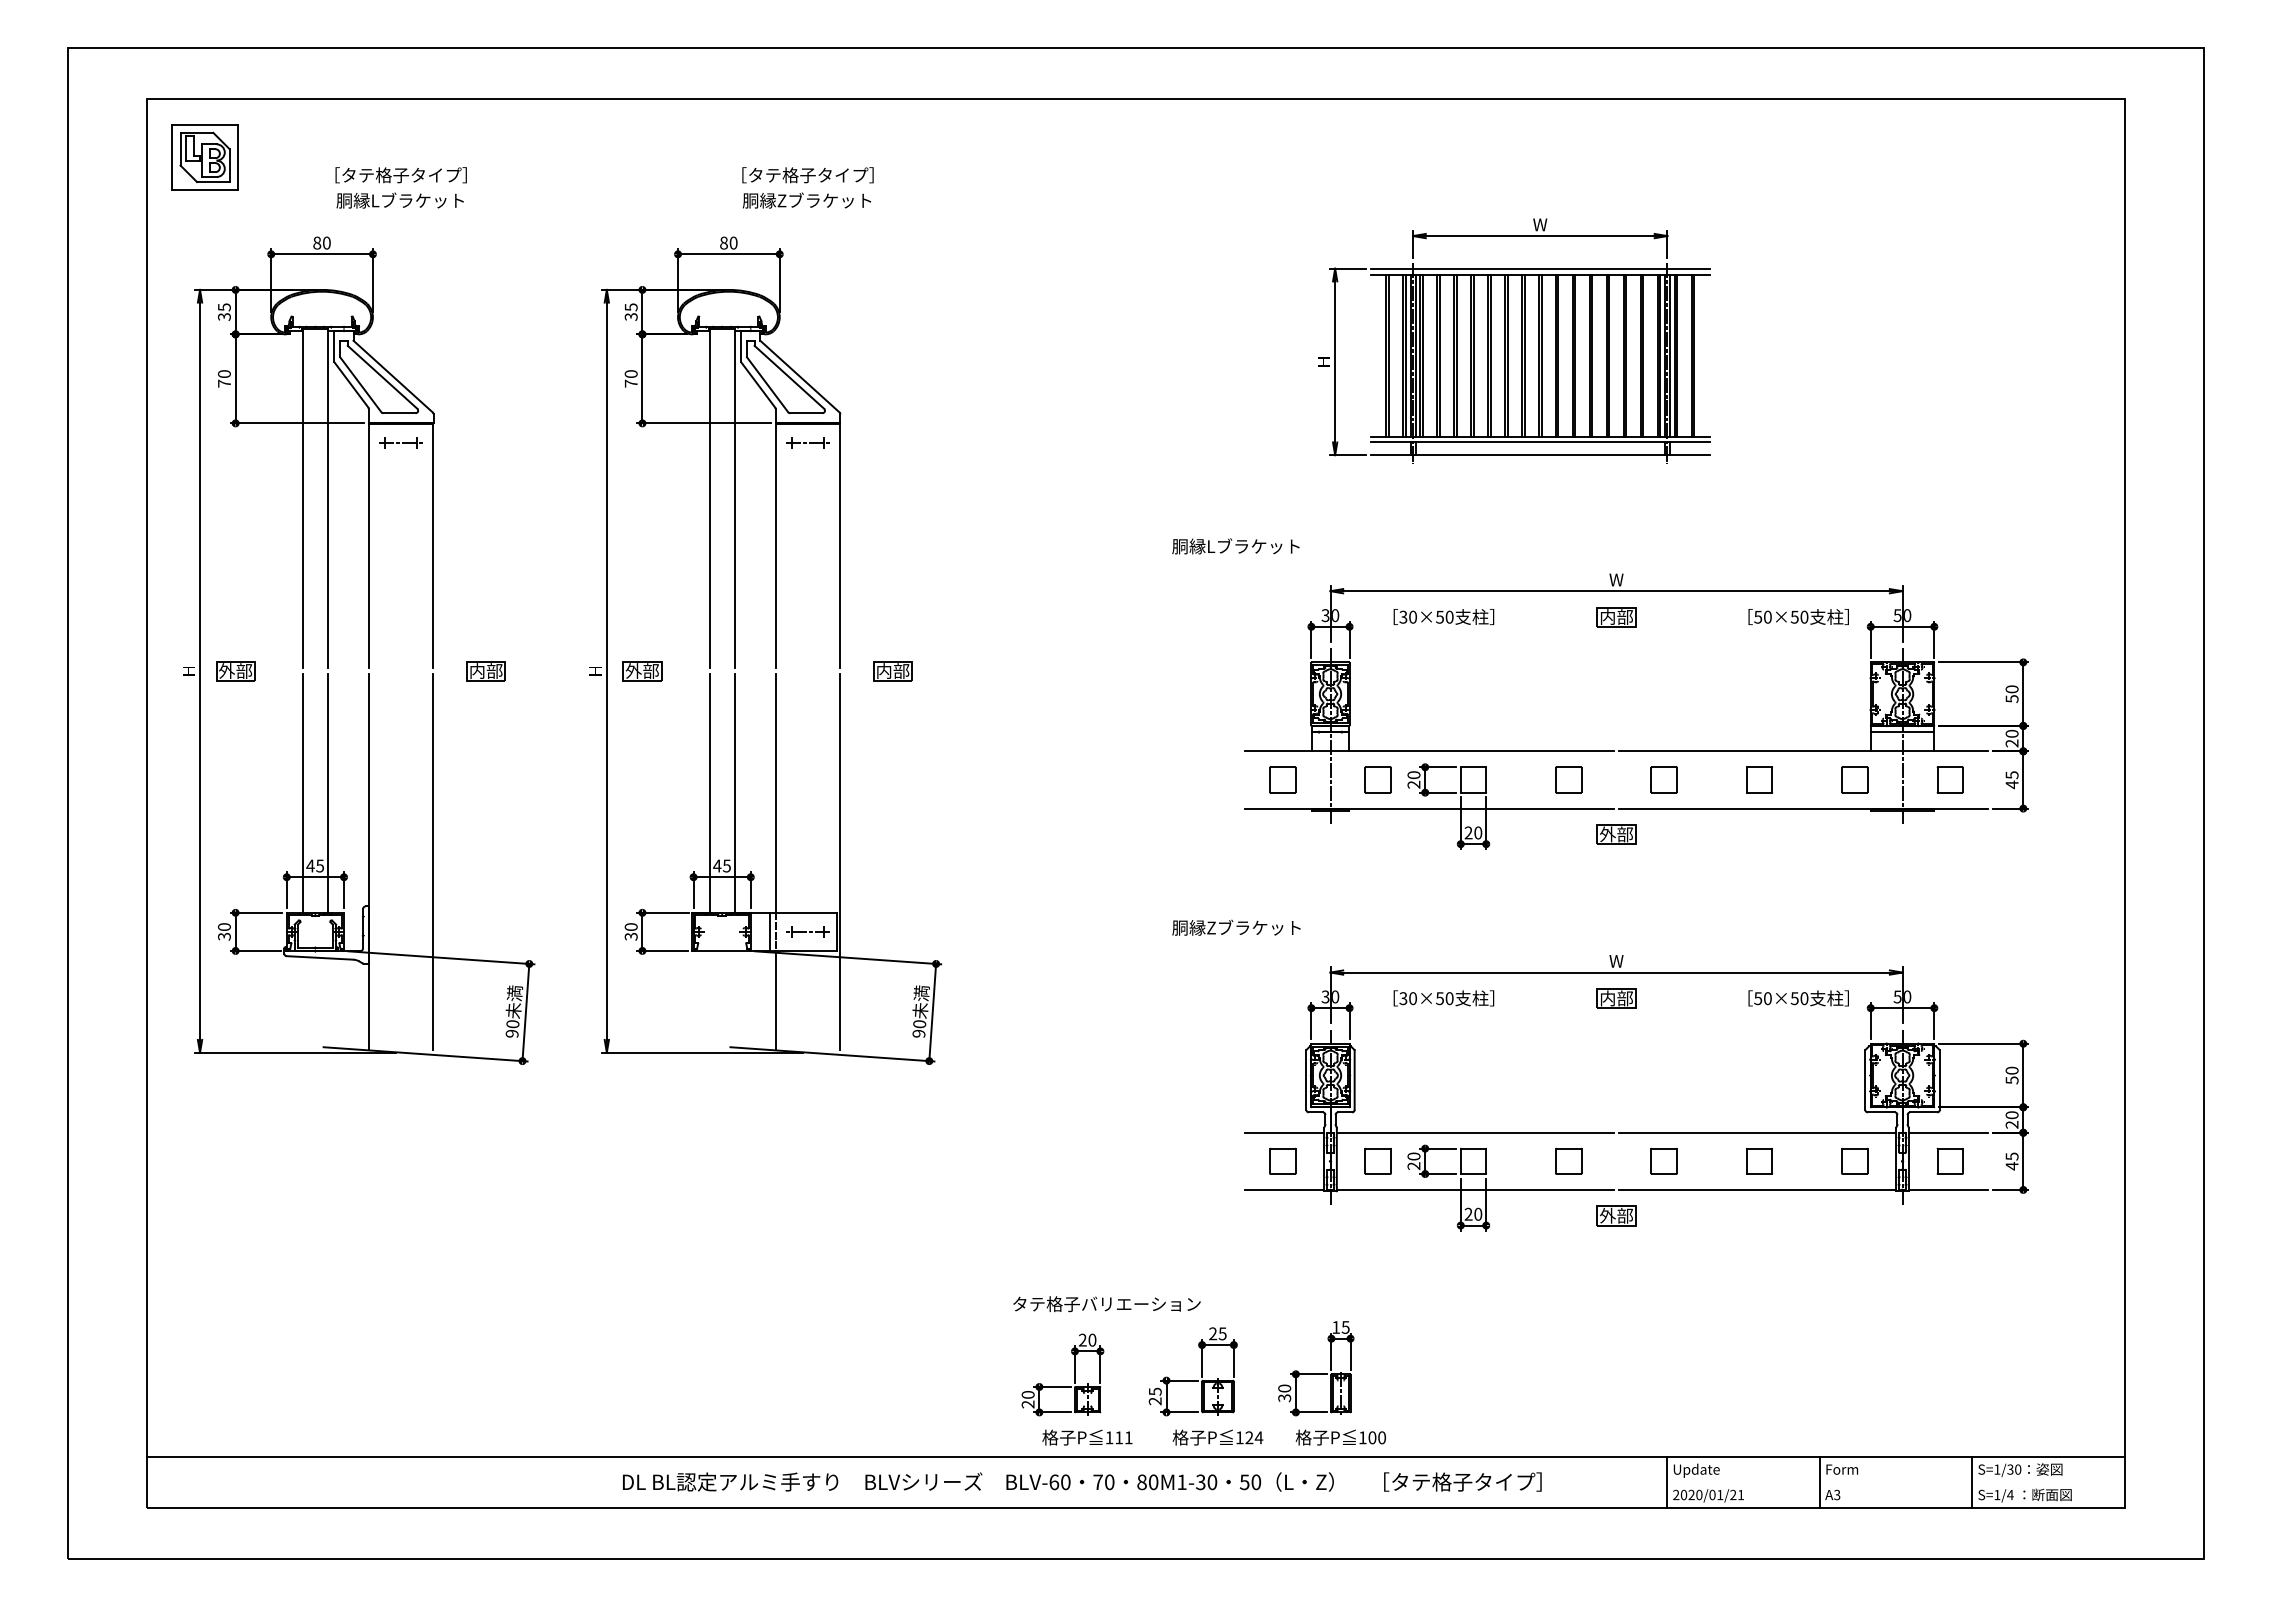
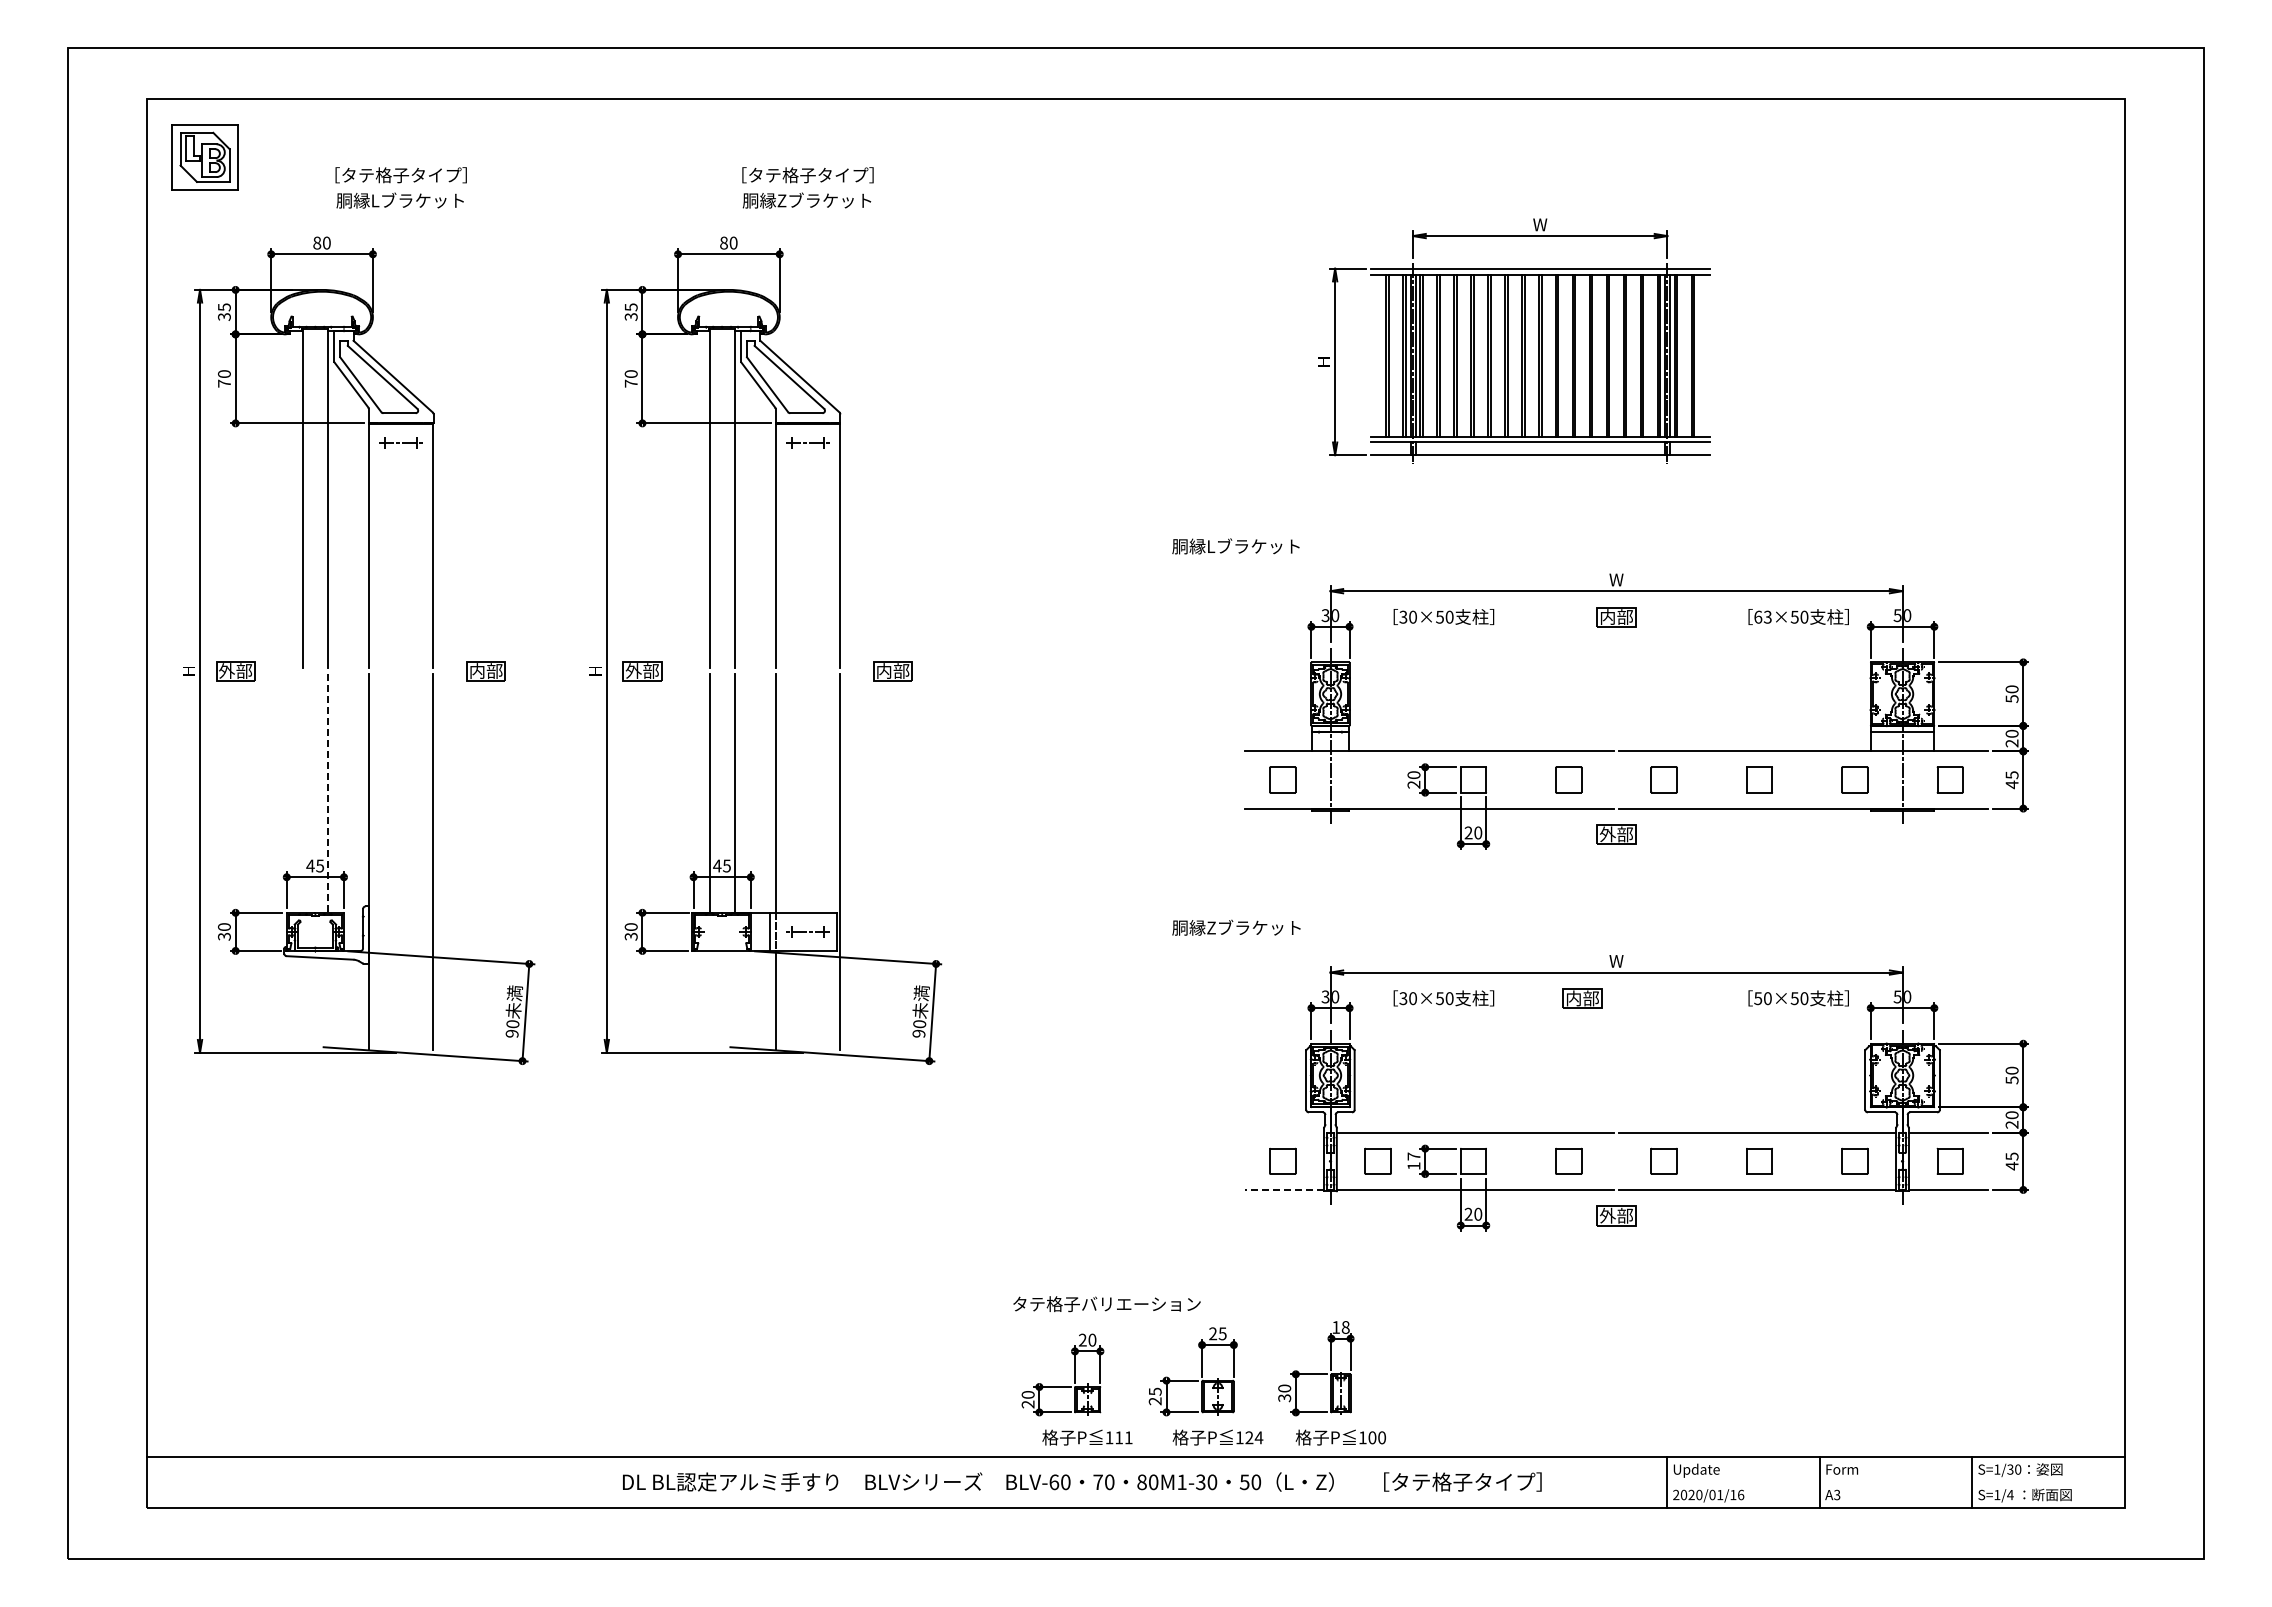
text: 50×50 -> 63×50 (1762, 616)
part: present -> none (1377, 779)
line: present -> none (302, 793)
line: solid -> dashed (328, 794)
part position: (1616, 998) -> (1582, 998) (1582, 998)
line: present -> none (1284, 1132)
text: 20 -> 17 (1413, 1161)
line: solid -> dashed (1284, 1189)
text: 15 -> 18 (1345, 1327)
text: 2020/01/21 -> 2020/01/16 (1737, 1494)
